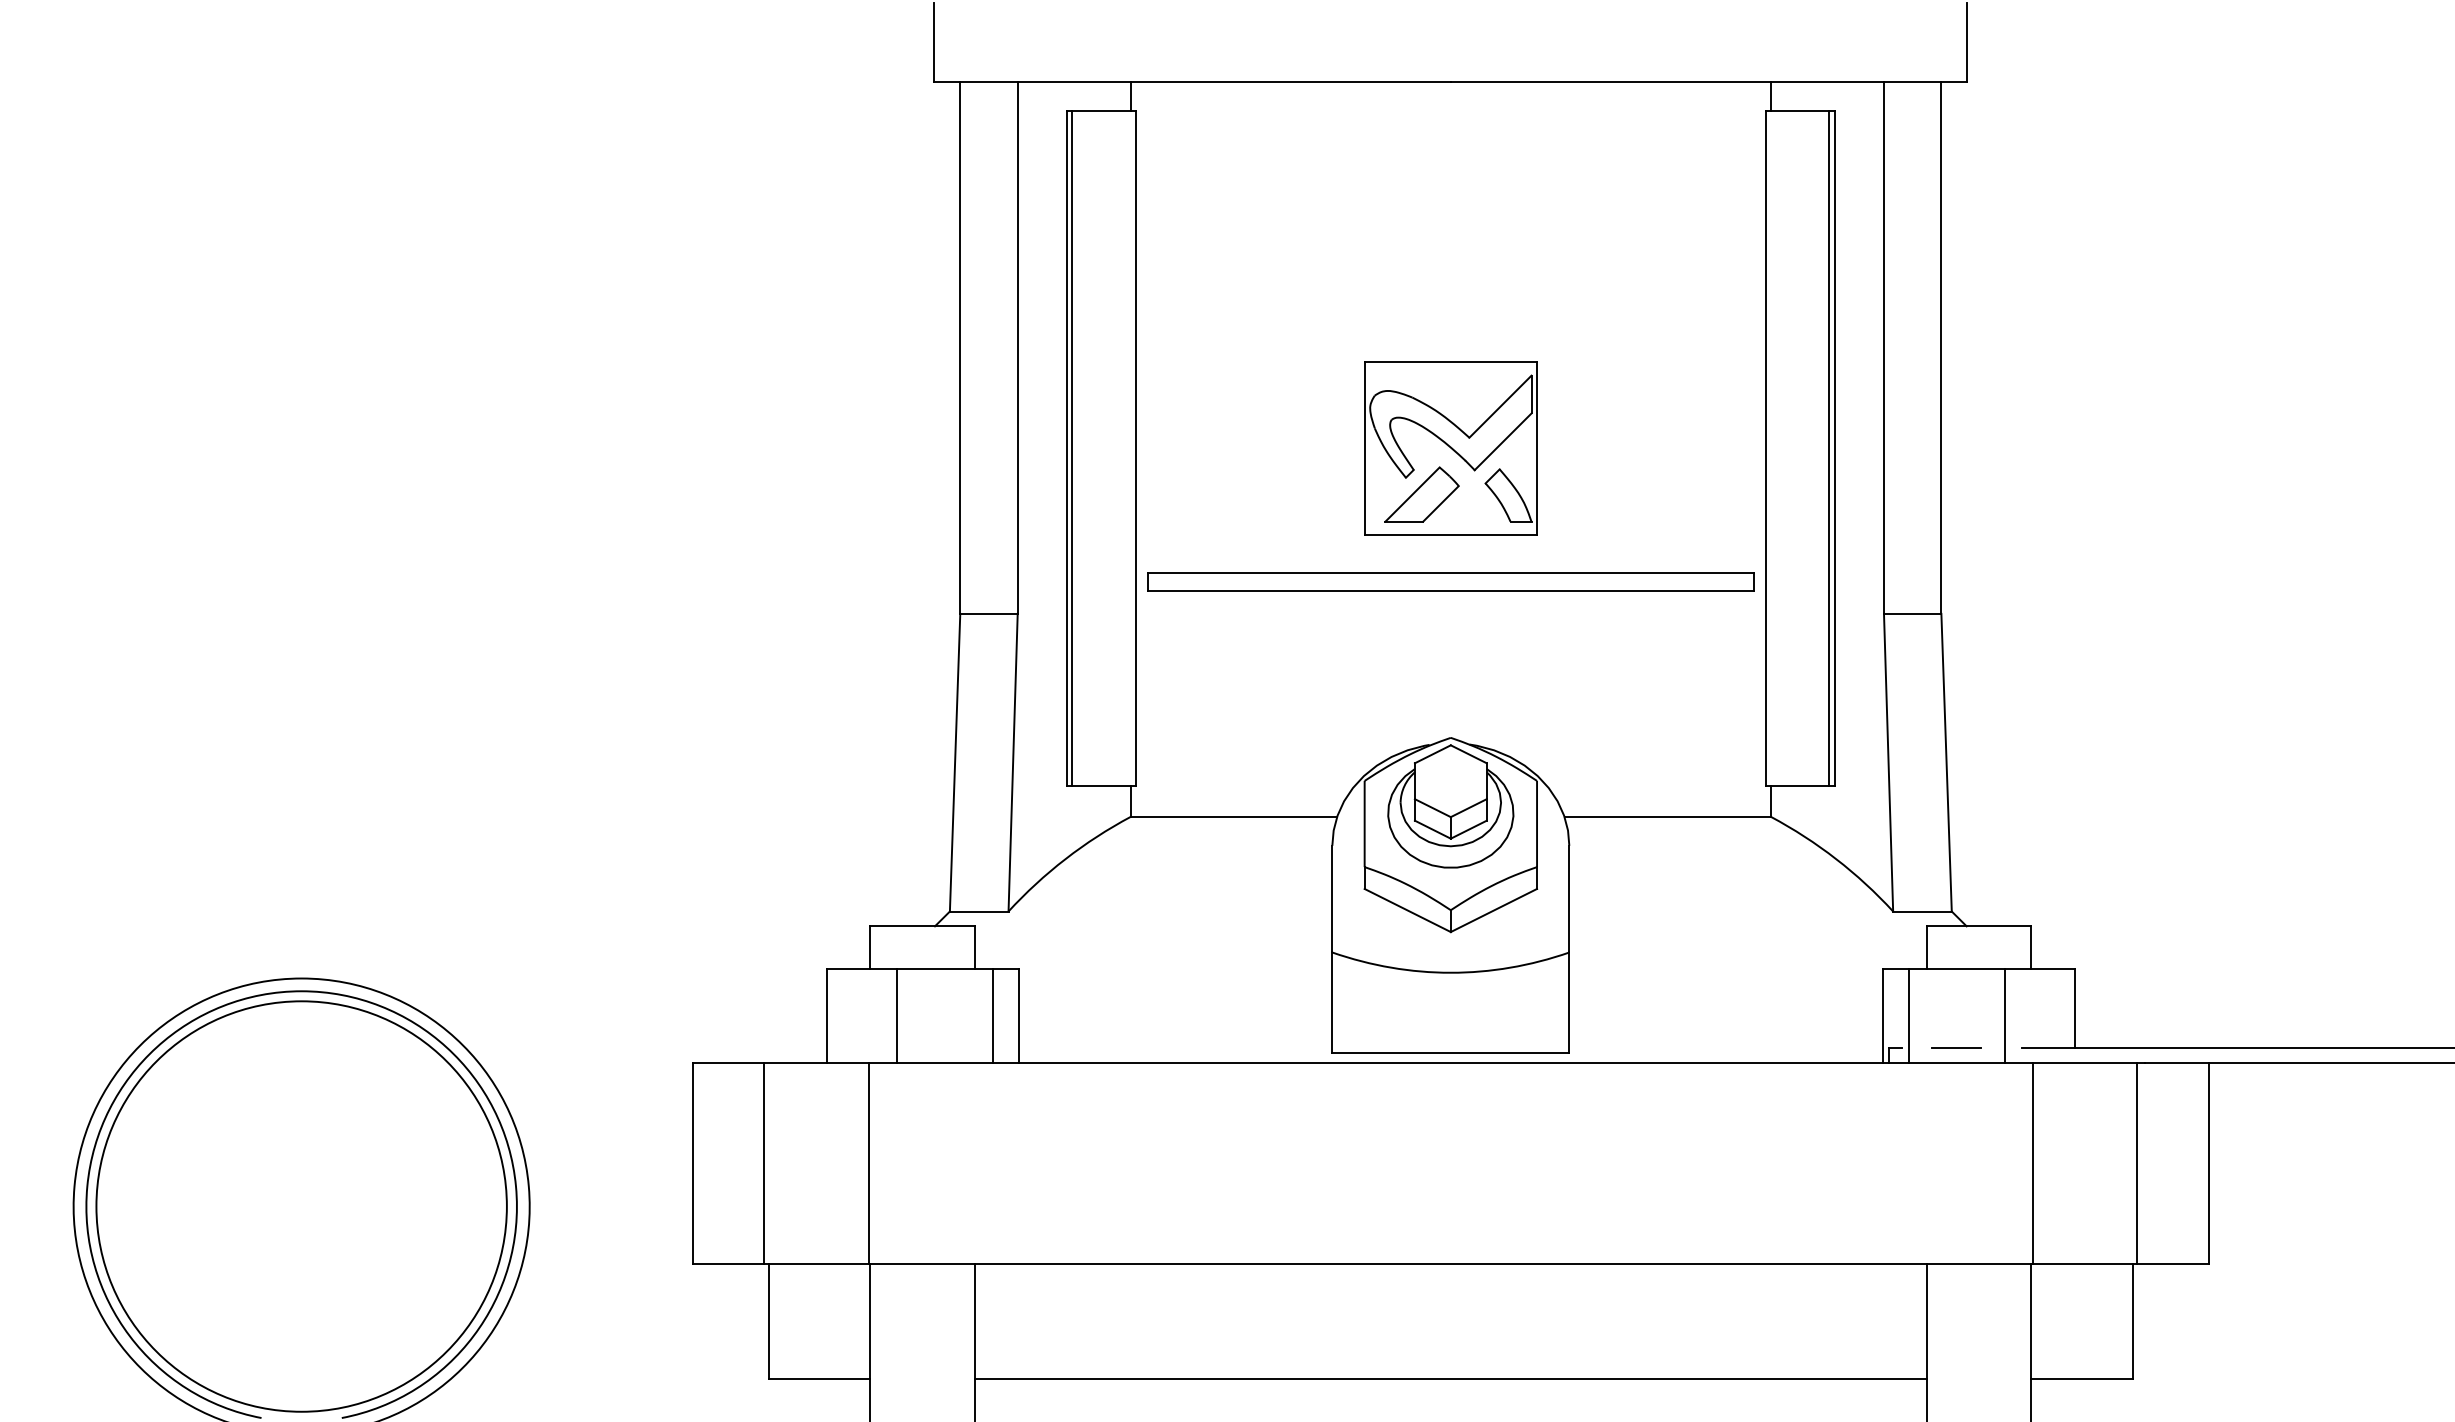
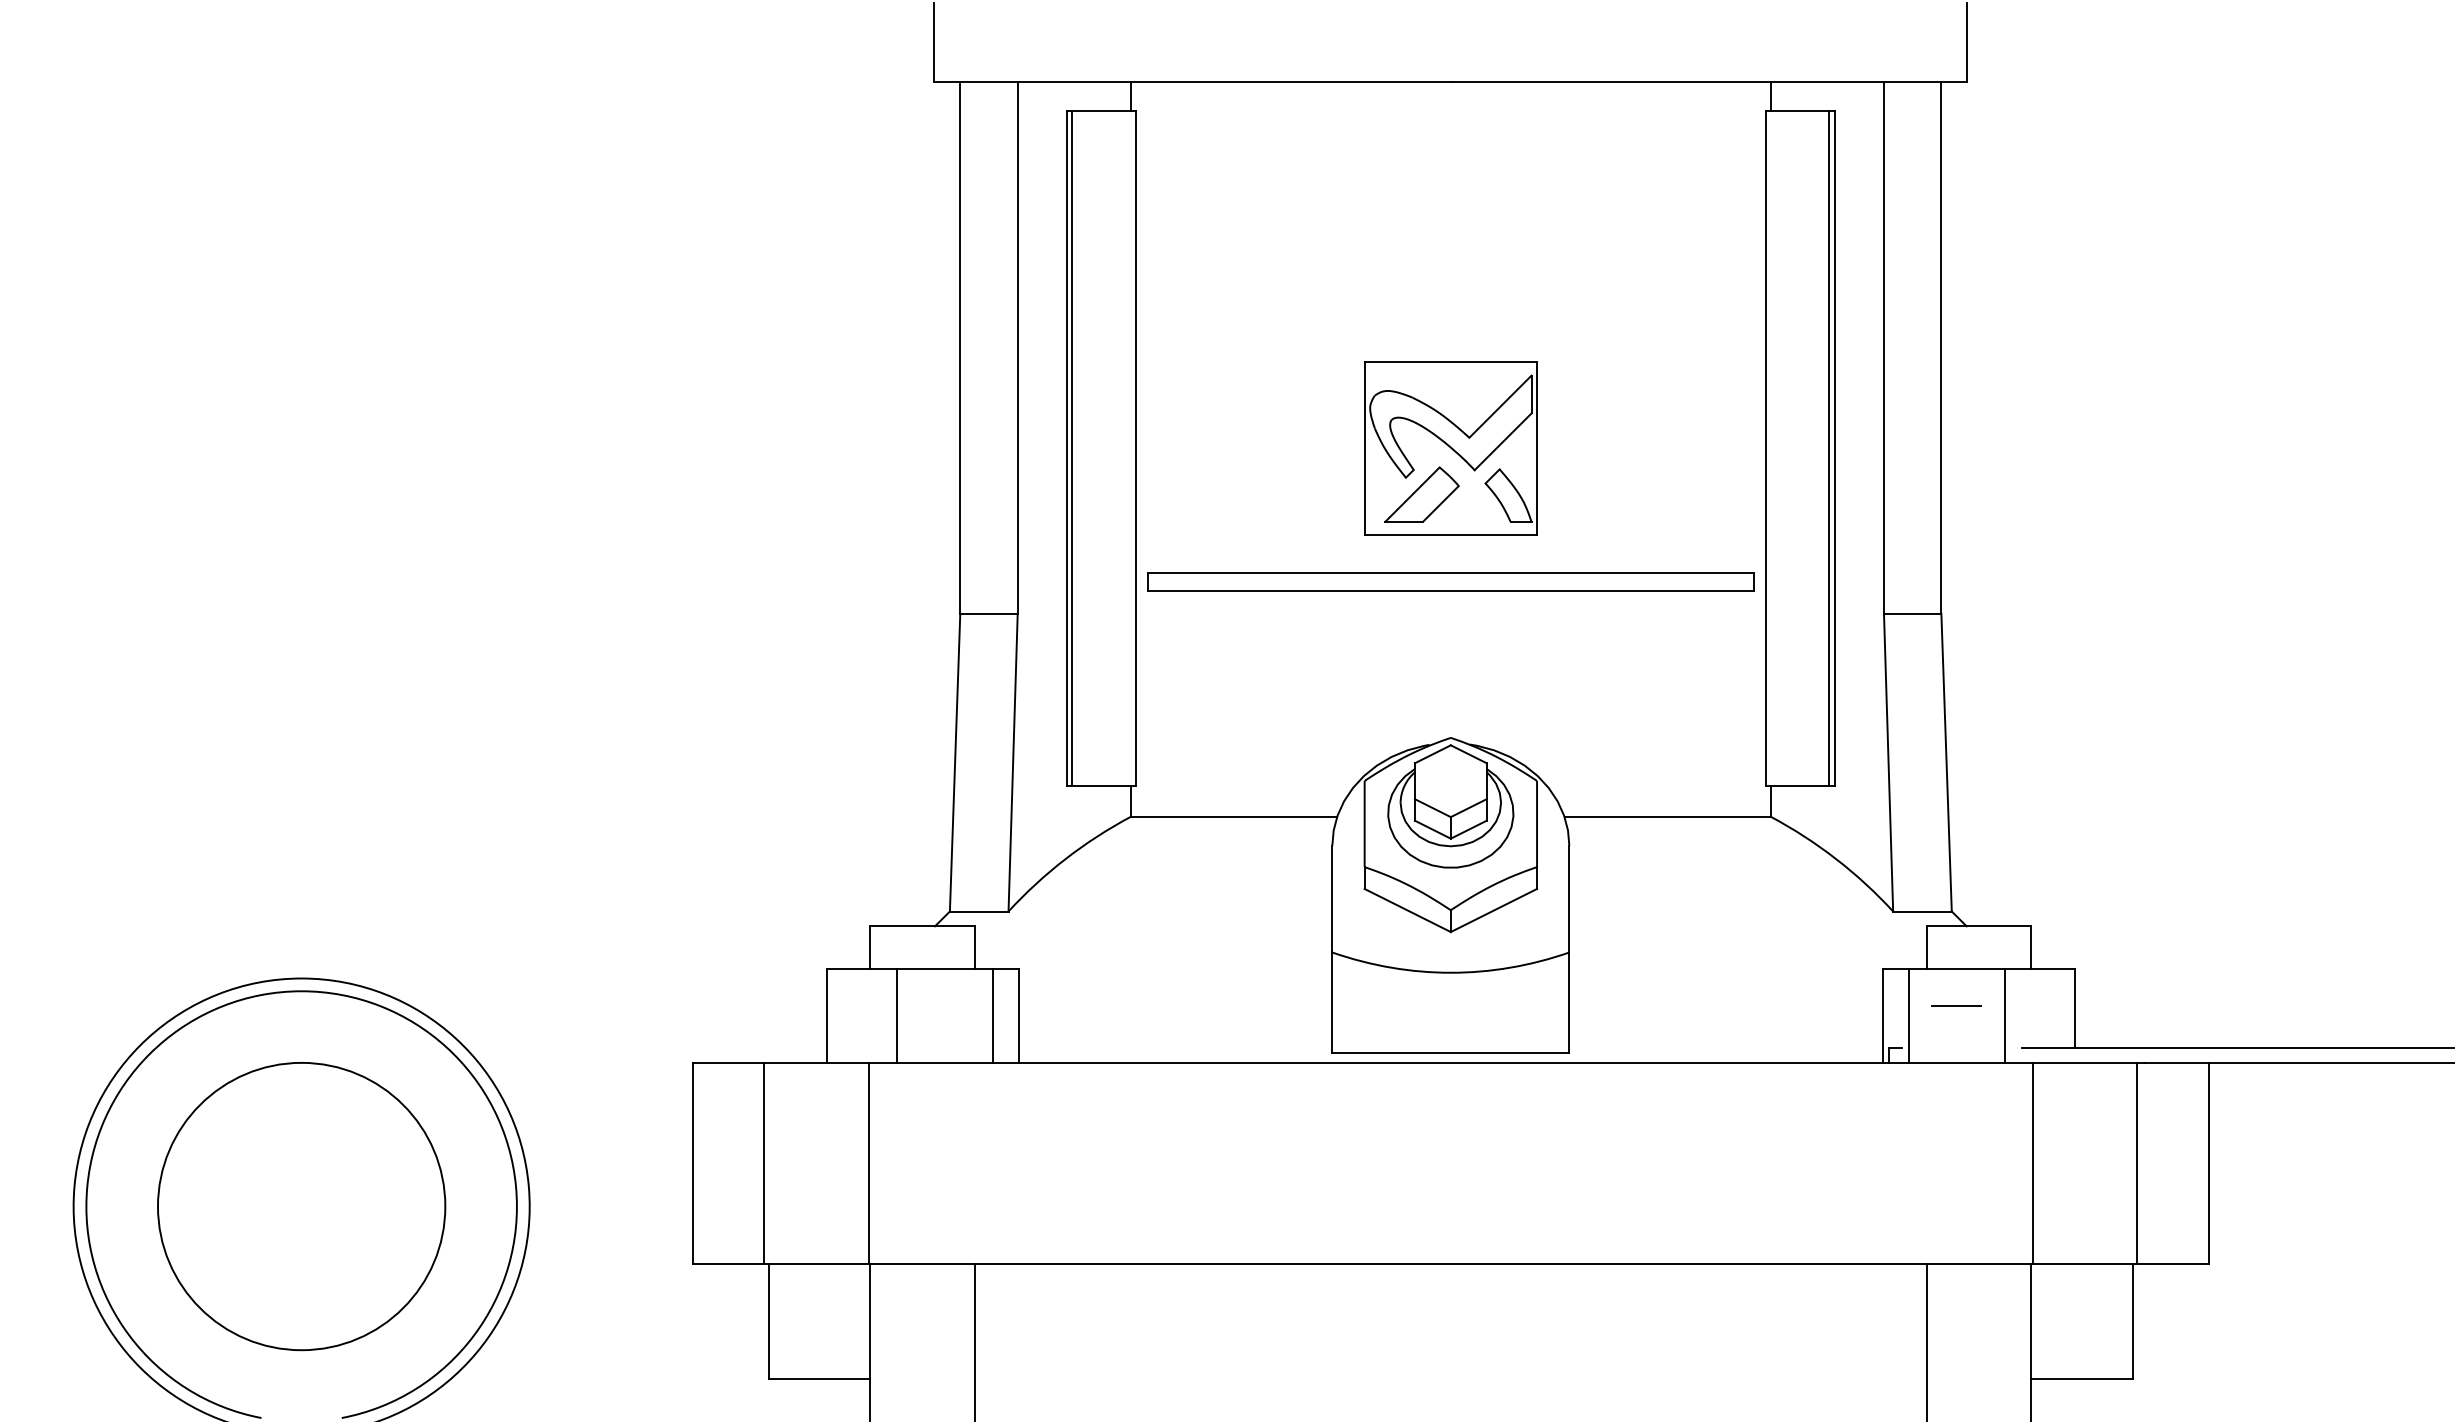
line position: (1956, 1047) -> (1956, 1005) (1956, 1005)
circle diameter: 410 px -> 287 px (301, 1206)
line: present -> none (1450, 1378)
